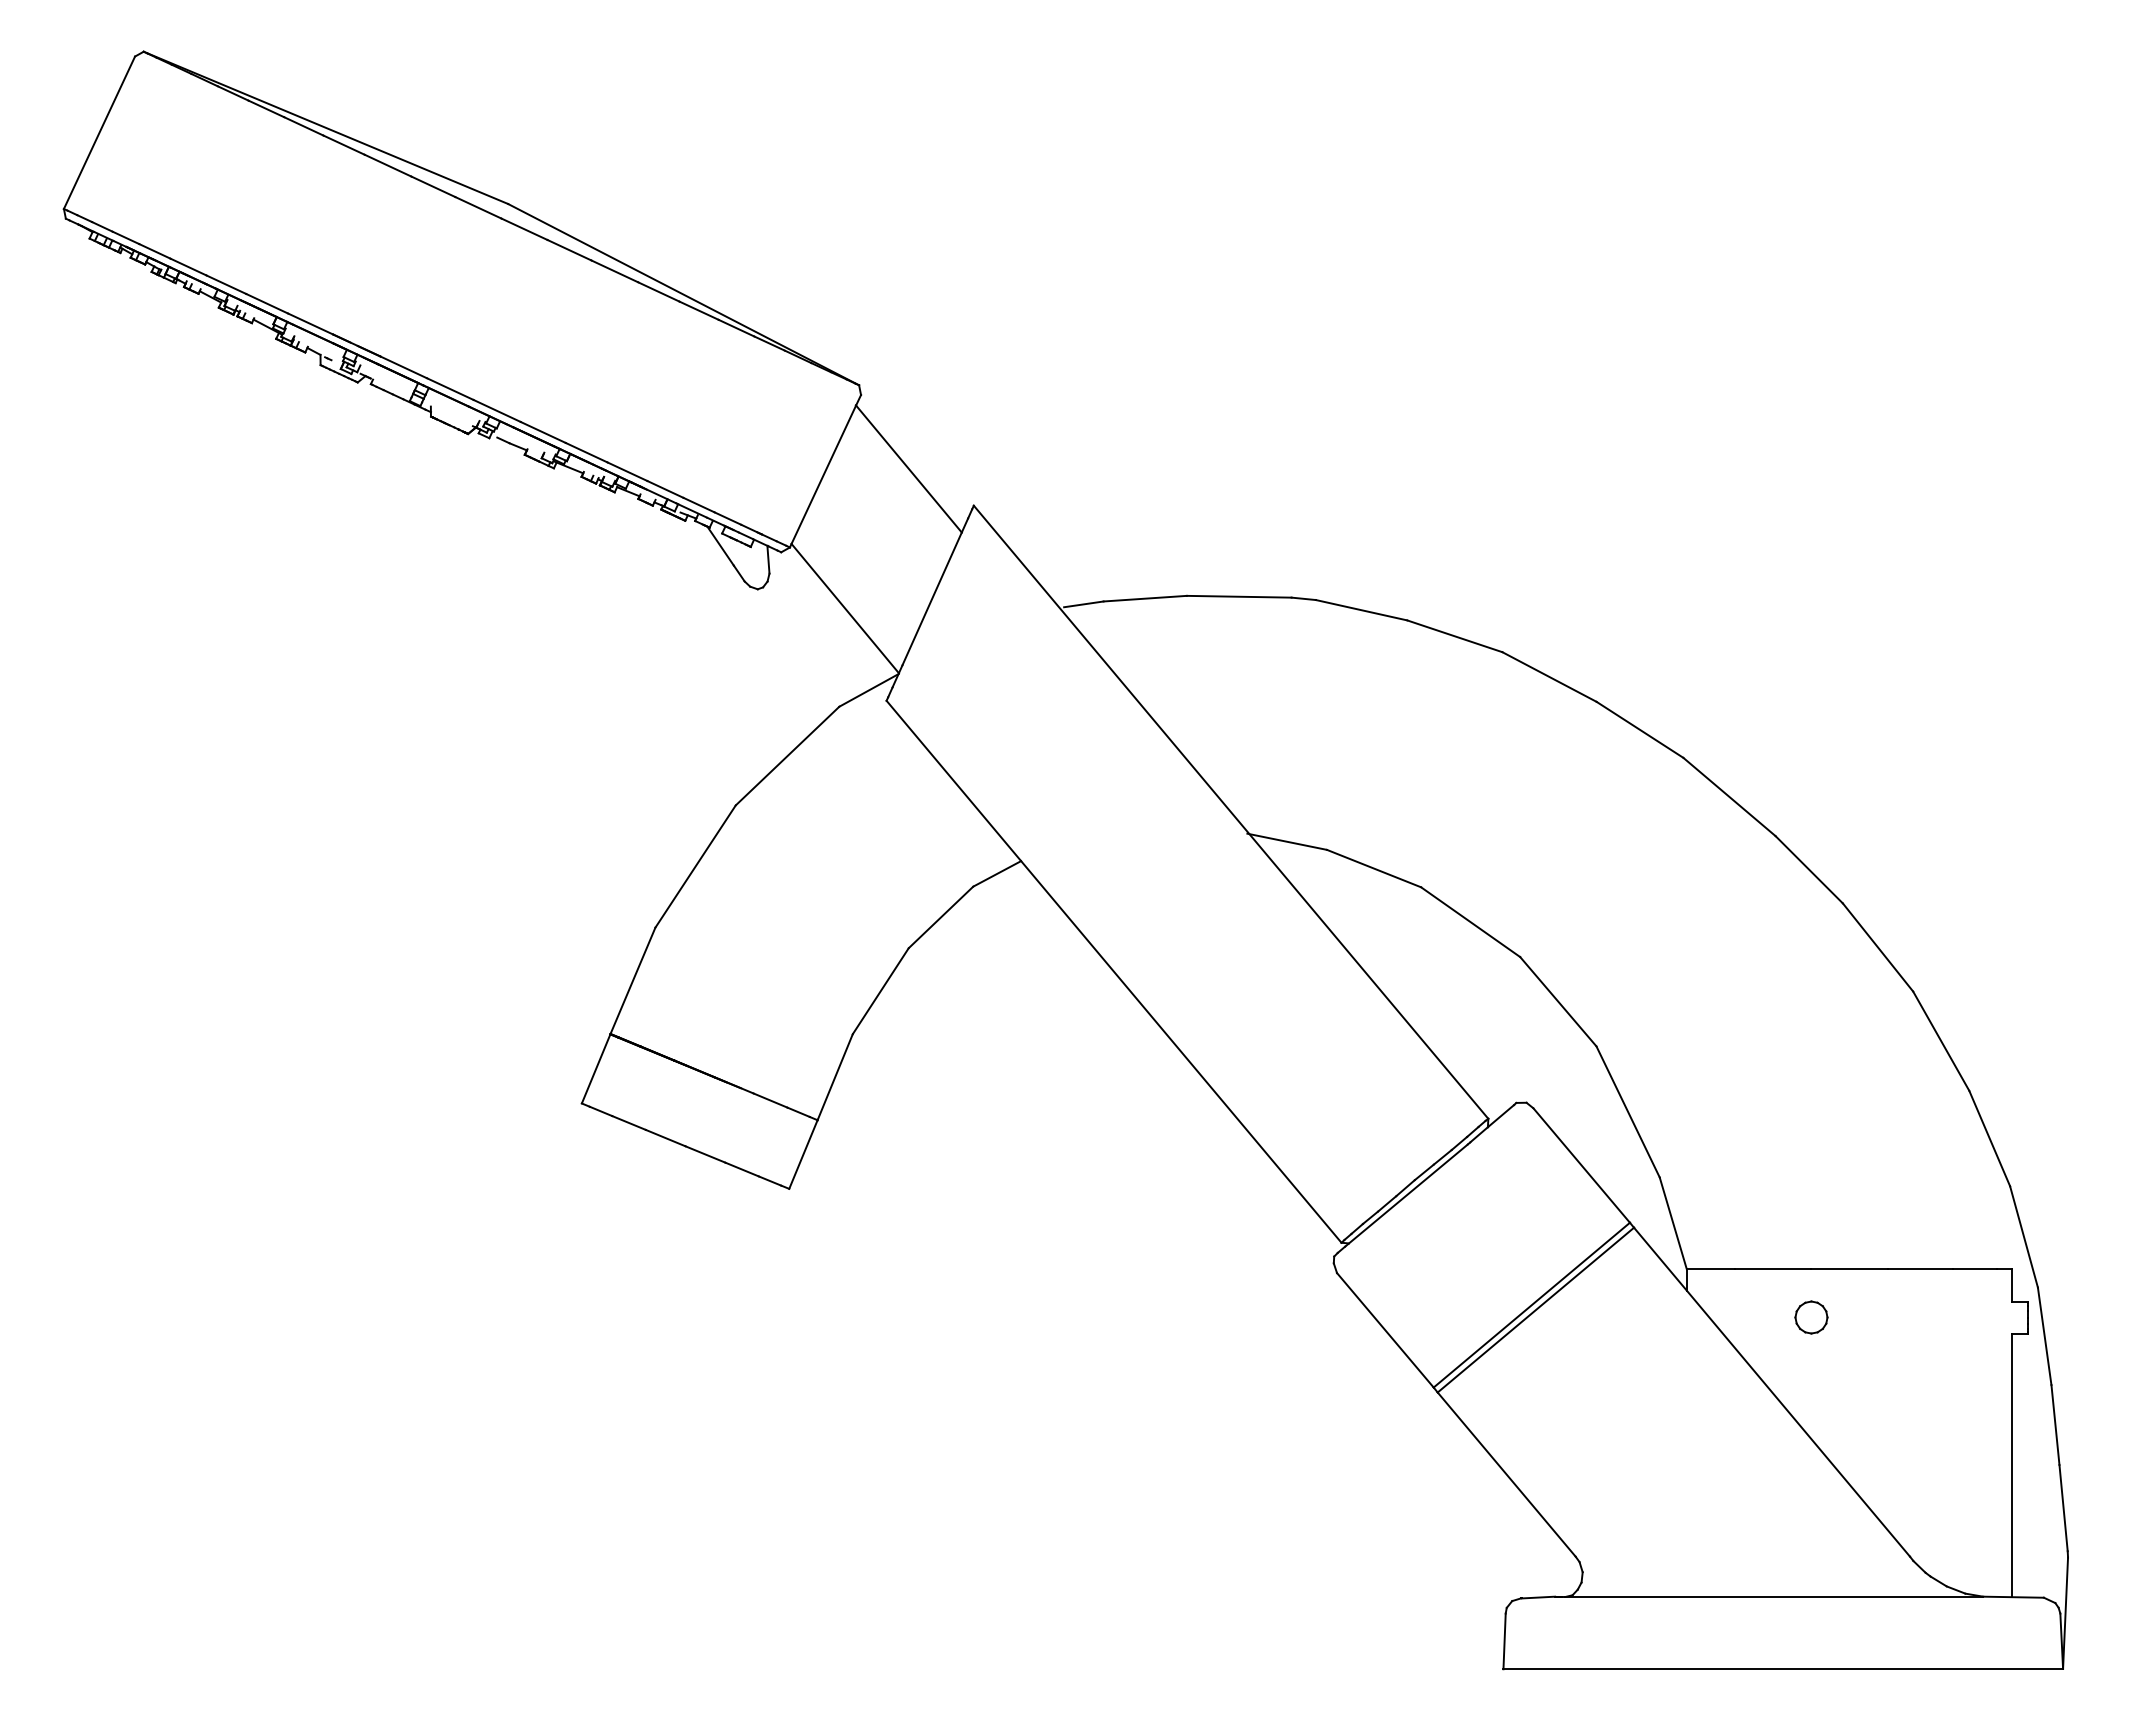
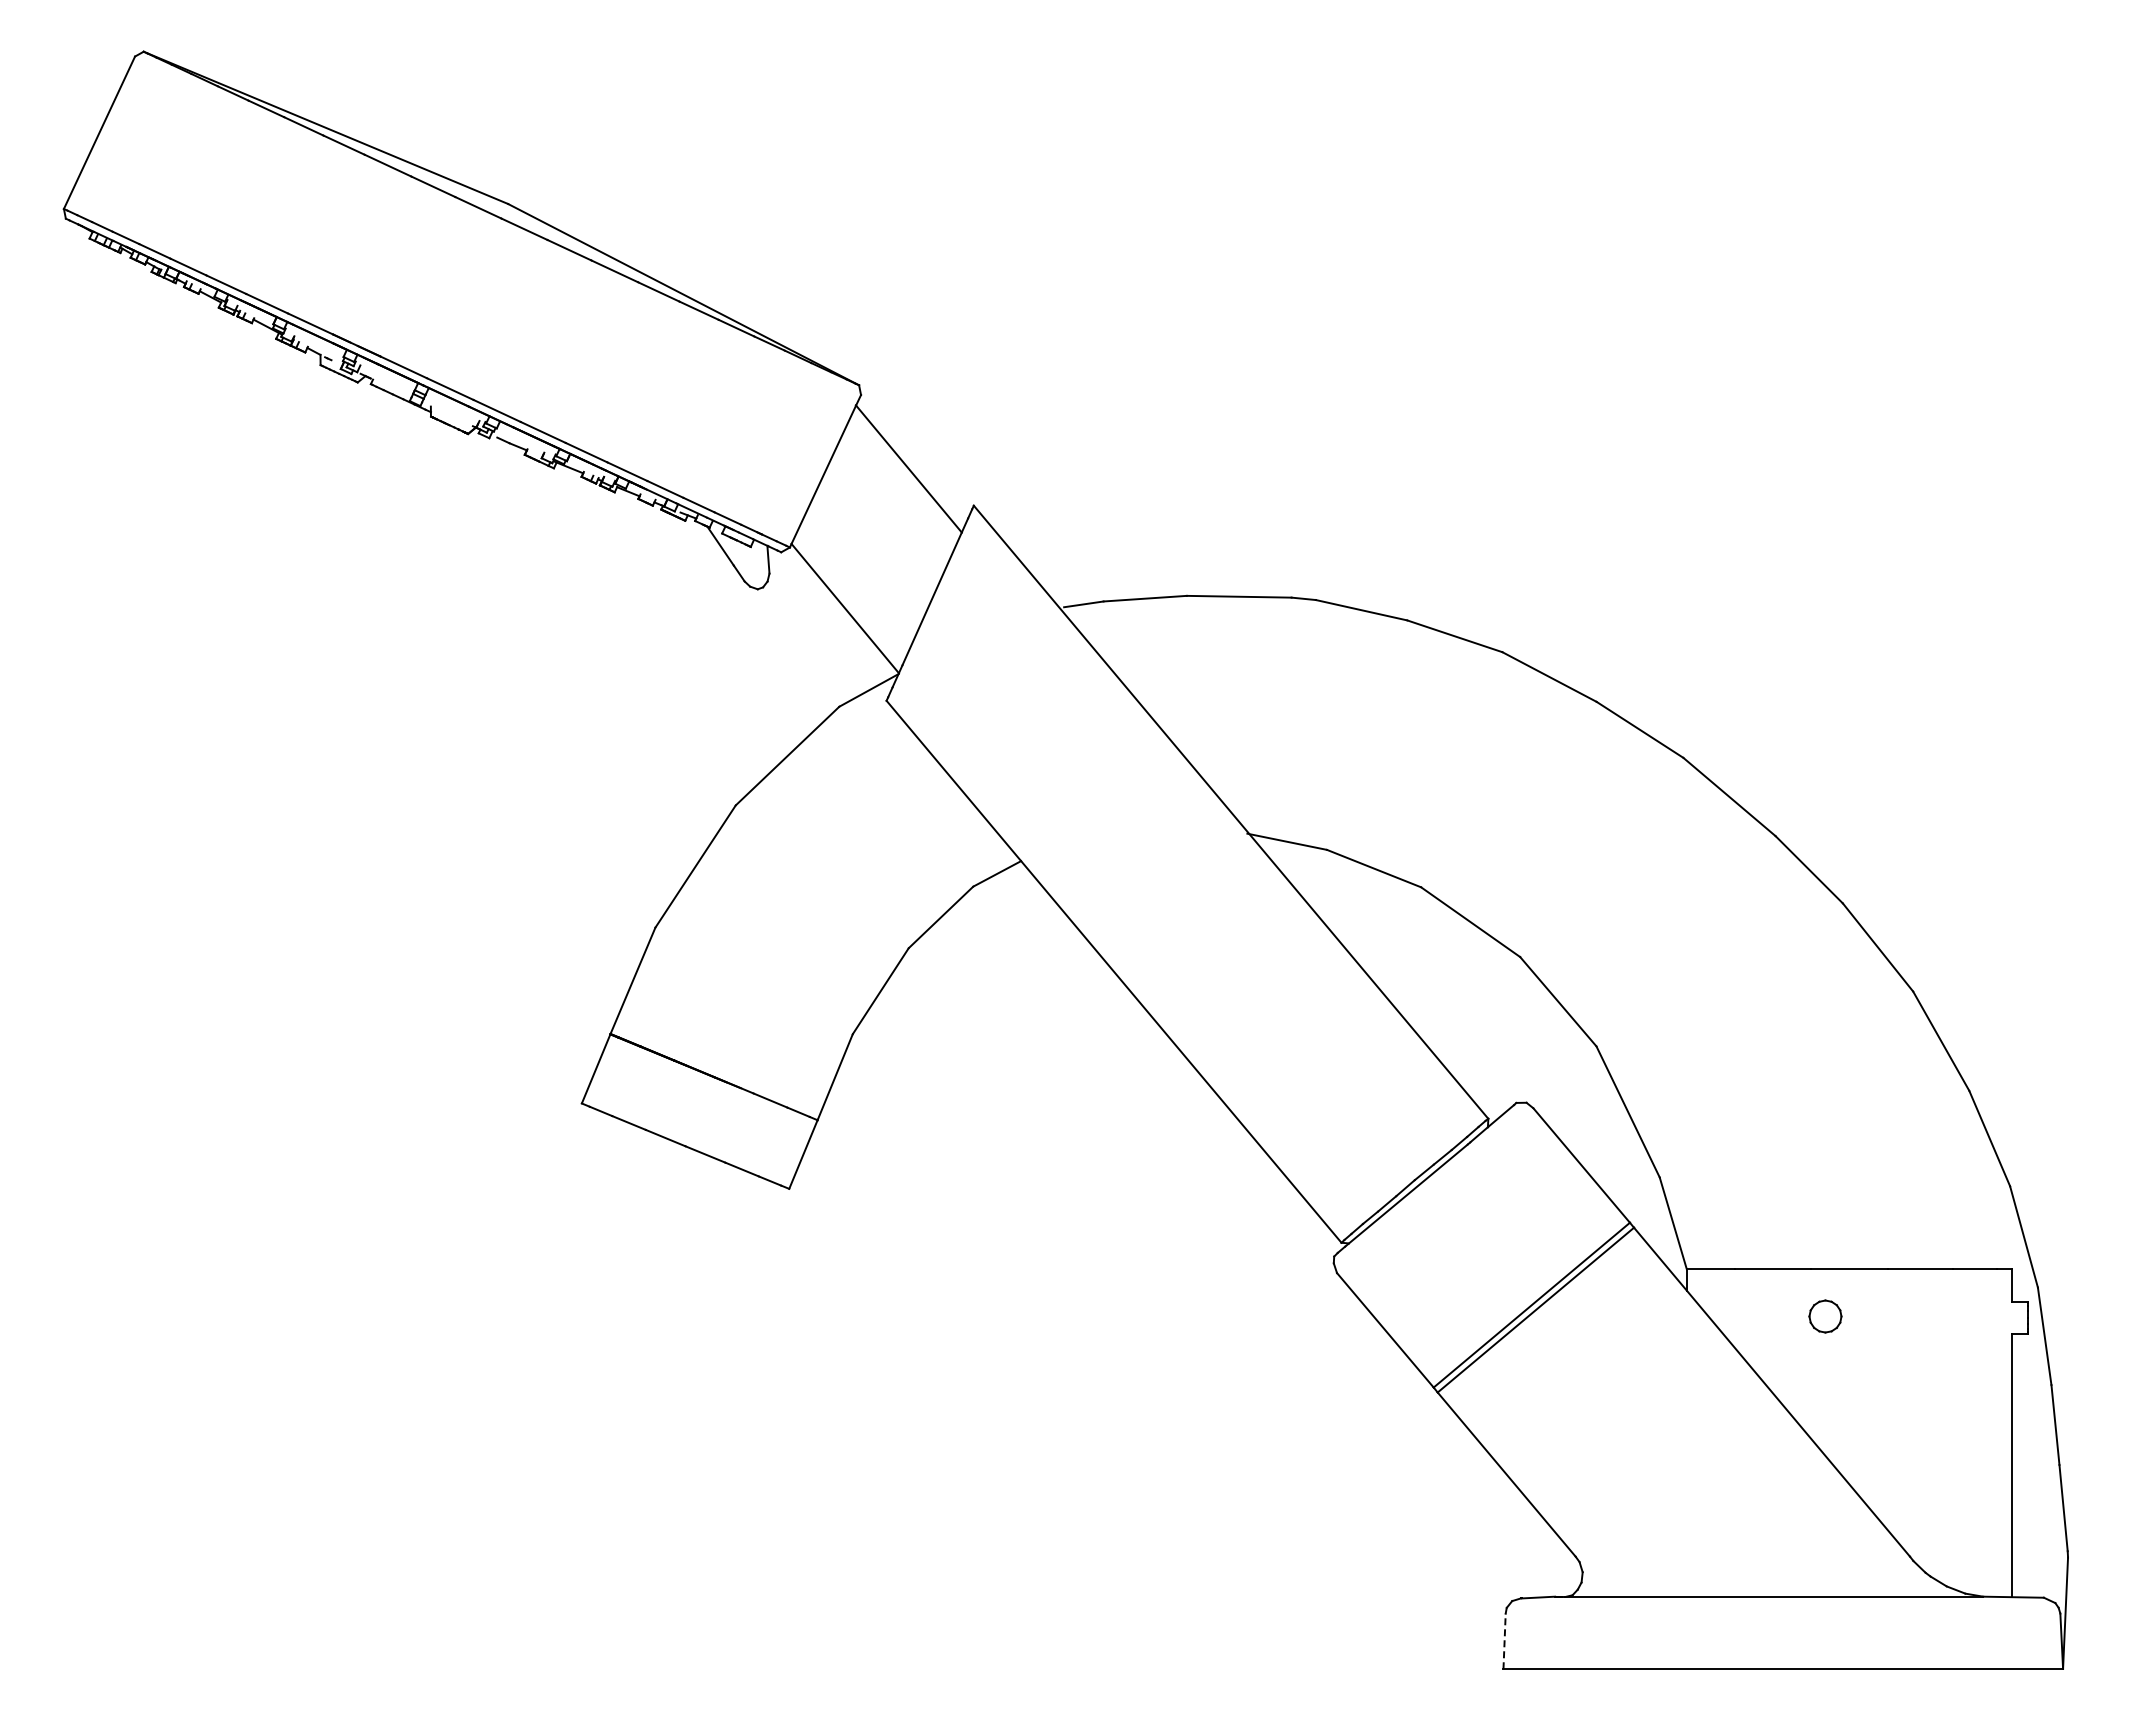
part position: (1811, 1317) -> (1825, 1316) (1825, 1316)
line: solid -> dashed (1504, 1641)
